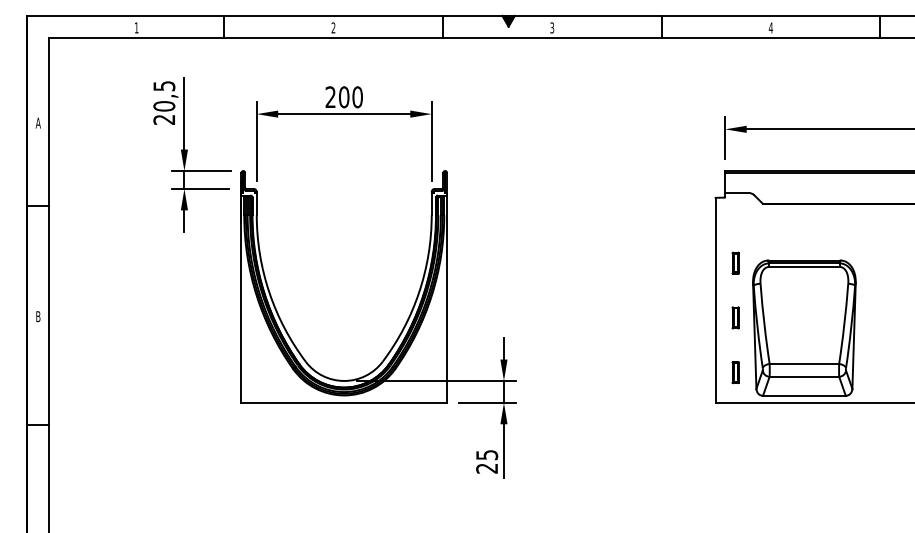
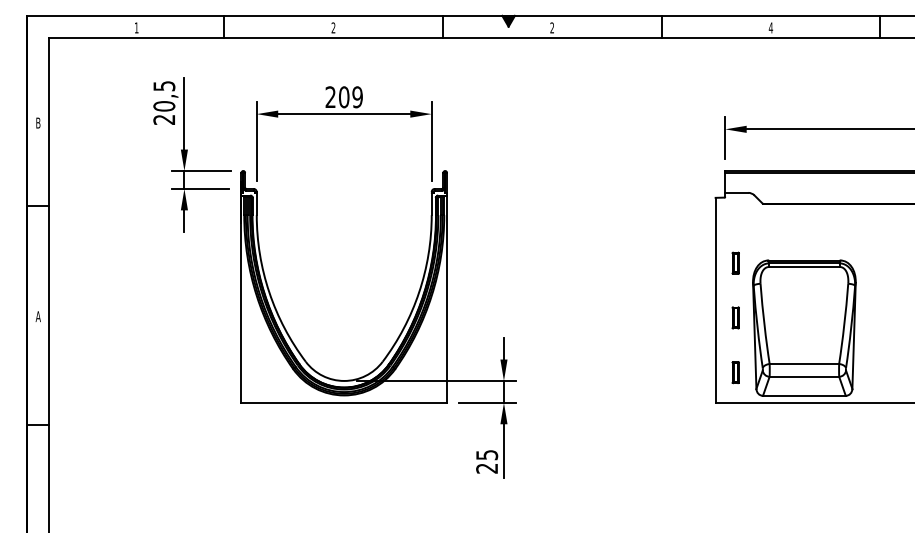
text: 3 -> 2 (552, 28)
text: 200 -> 209 (357, 97)
text: A -> B (37, 122)
text: B -> A (37, 316)
